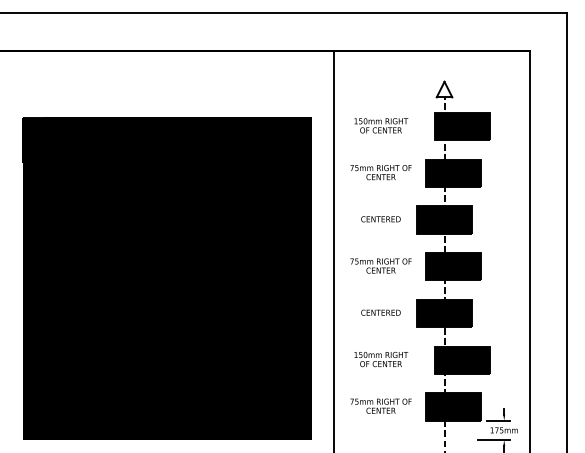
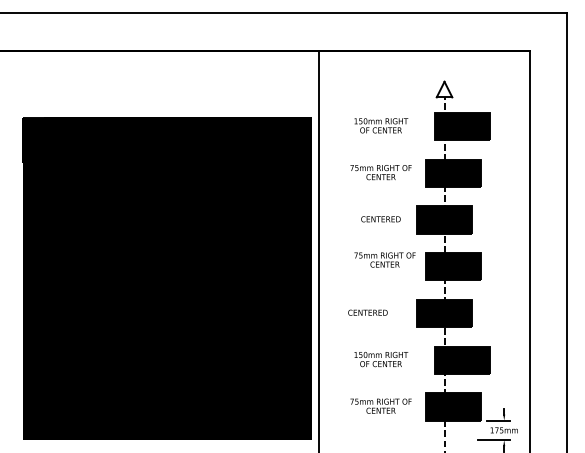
line position: (333, 250) -> (318, 250) (318, 250)
text position: (380, 265) -> (384, 259) (384, 259)
text position: (380, 312) -> (367, 312) (367, 312)
